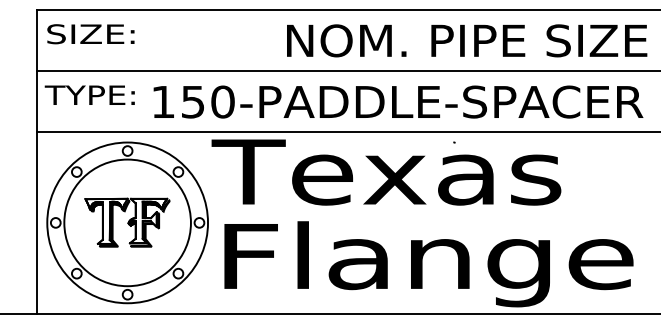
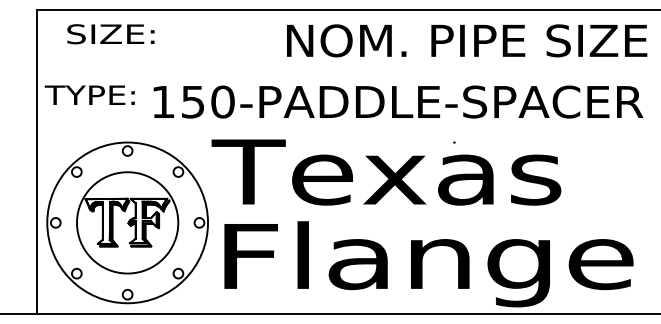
text position: (90, 34) -> (110, 34) (110, 34)
line: present -> none (346, 70)
line: present -> none (346, 131)
circle diameter: 127 px -> 101 px (127, 222)
